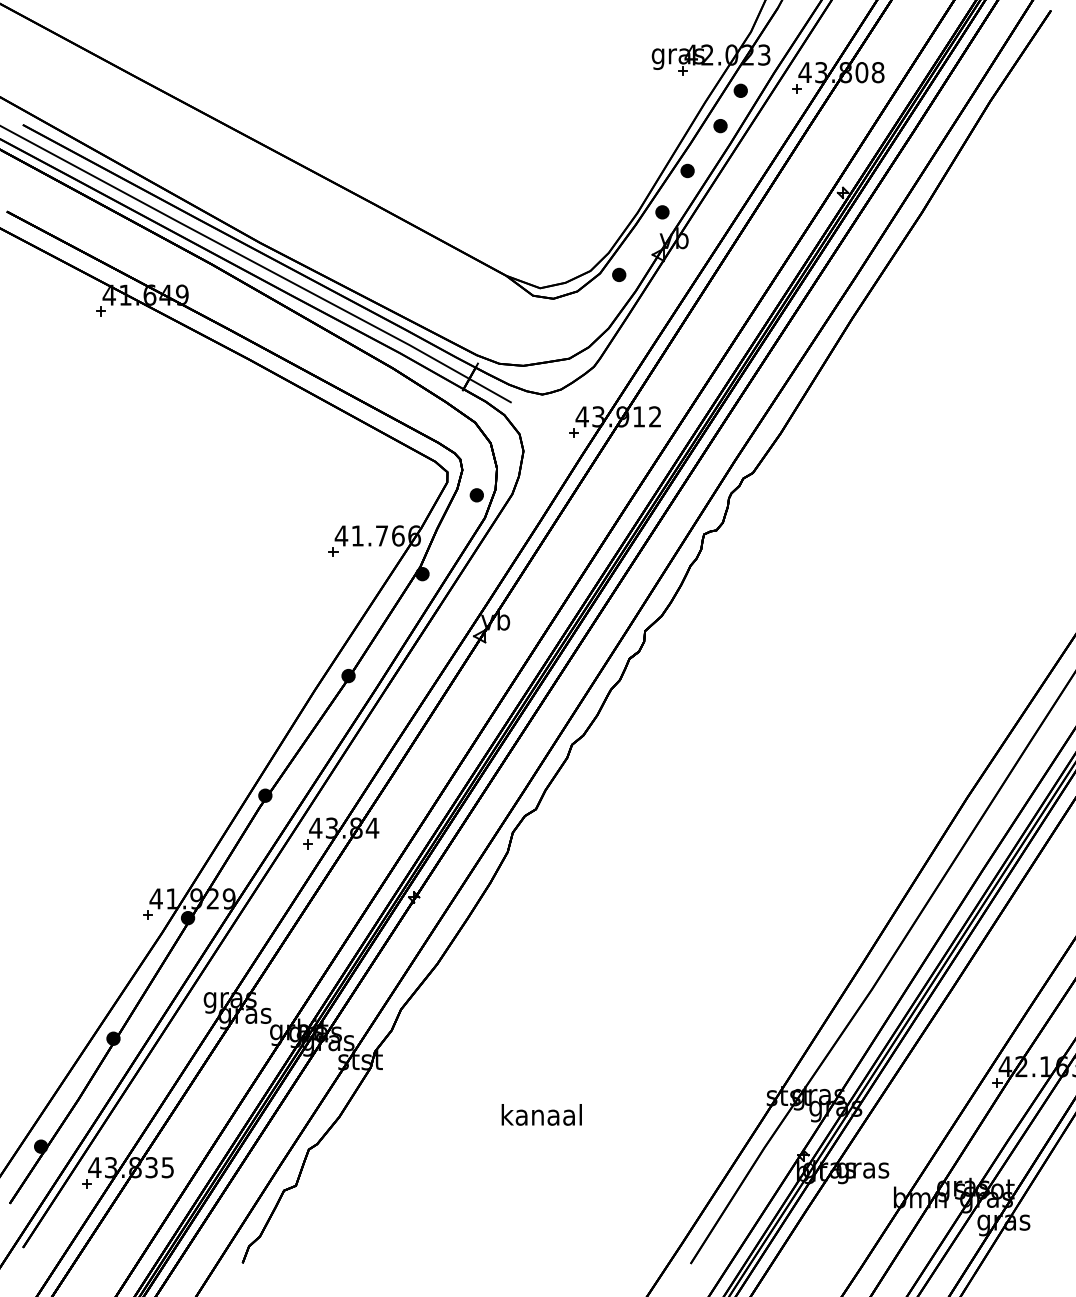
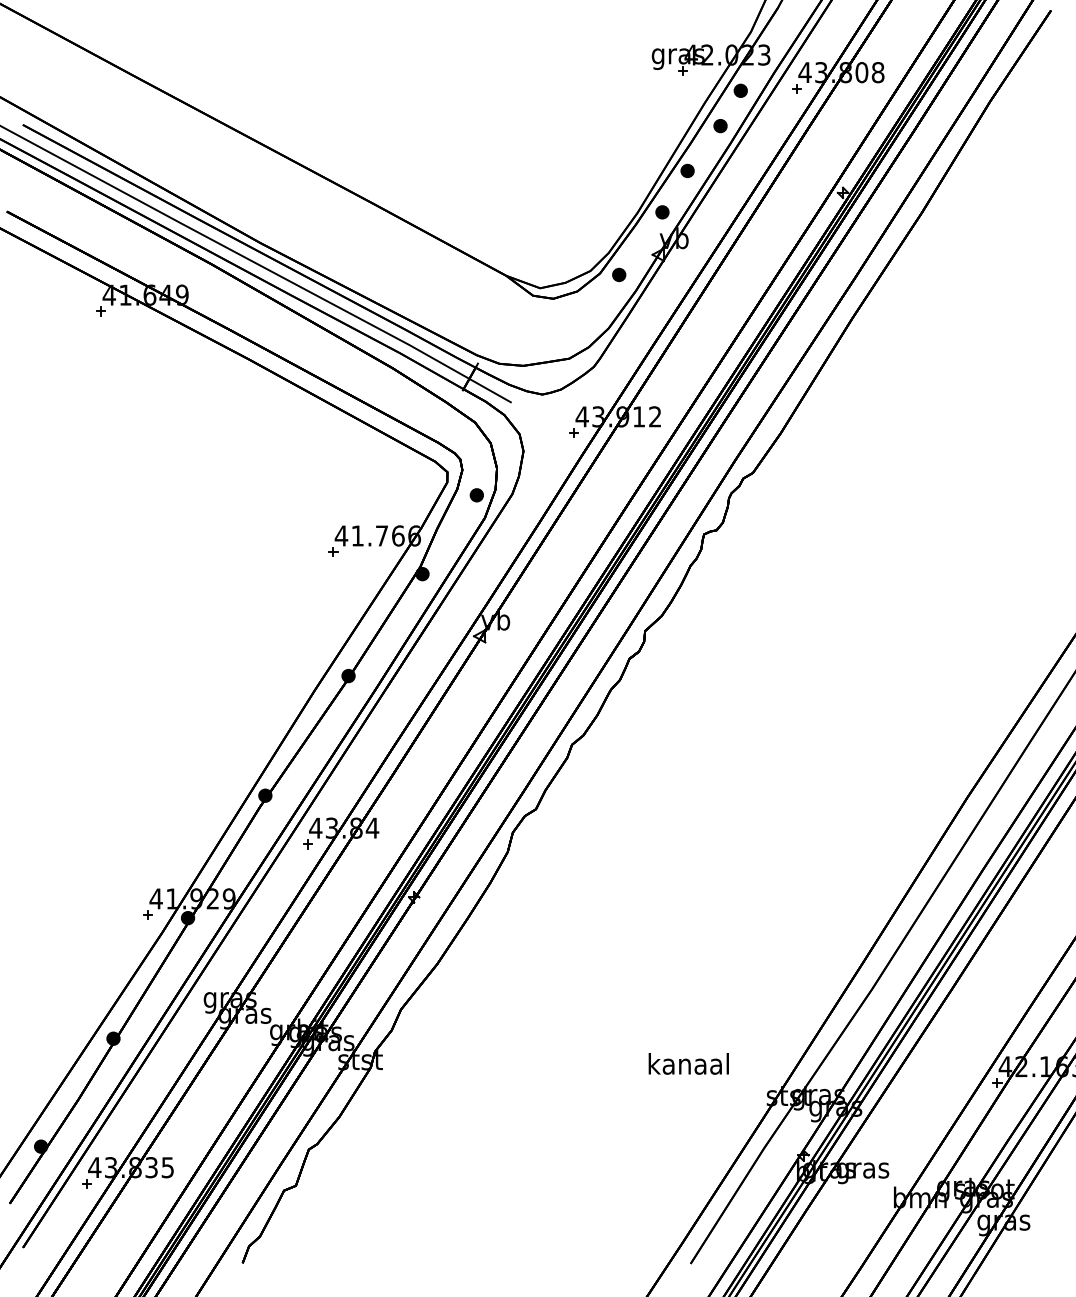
text position: (541, 1114) -> (688, 1063) (688, 1063)
